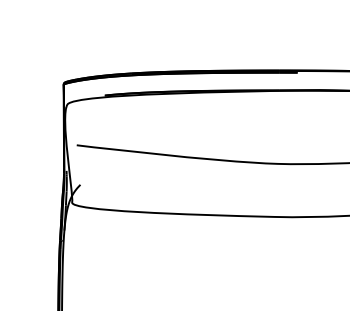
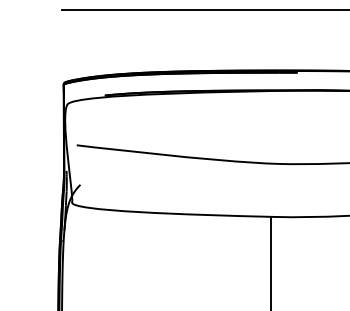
line: none -> present (203, 10)
line: none -> present (271, 261)
